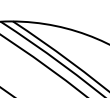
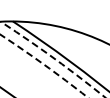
arc: solid -> dashed (54, 58)
arc: solid -> dashed (45, 65)
